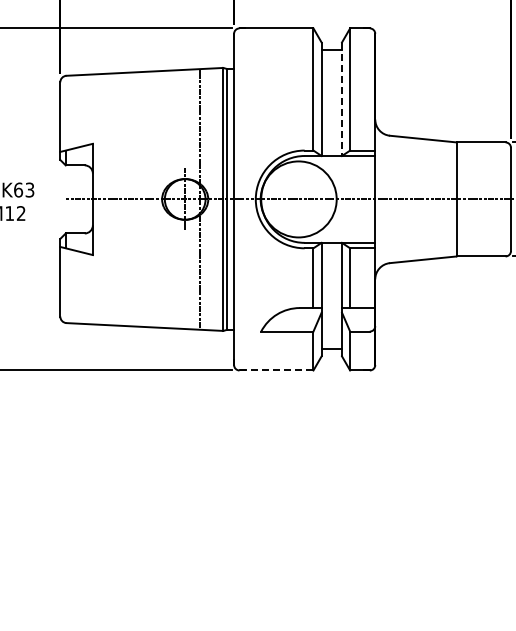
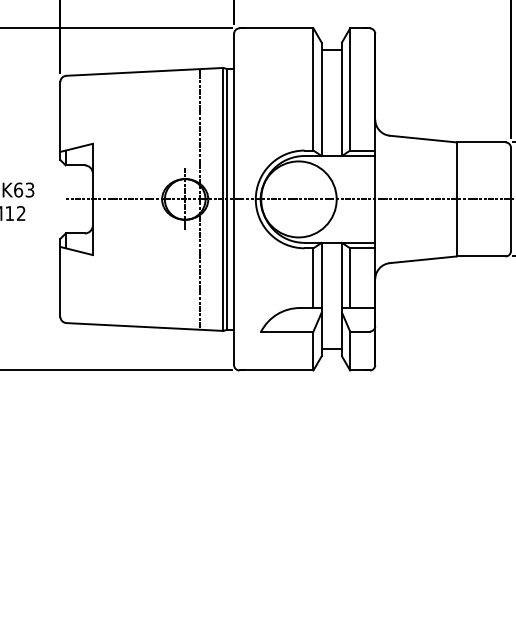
line: dashed -> solid (342, 99)
line: dashed -> solid (276, 370)
